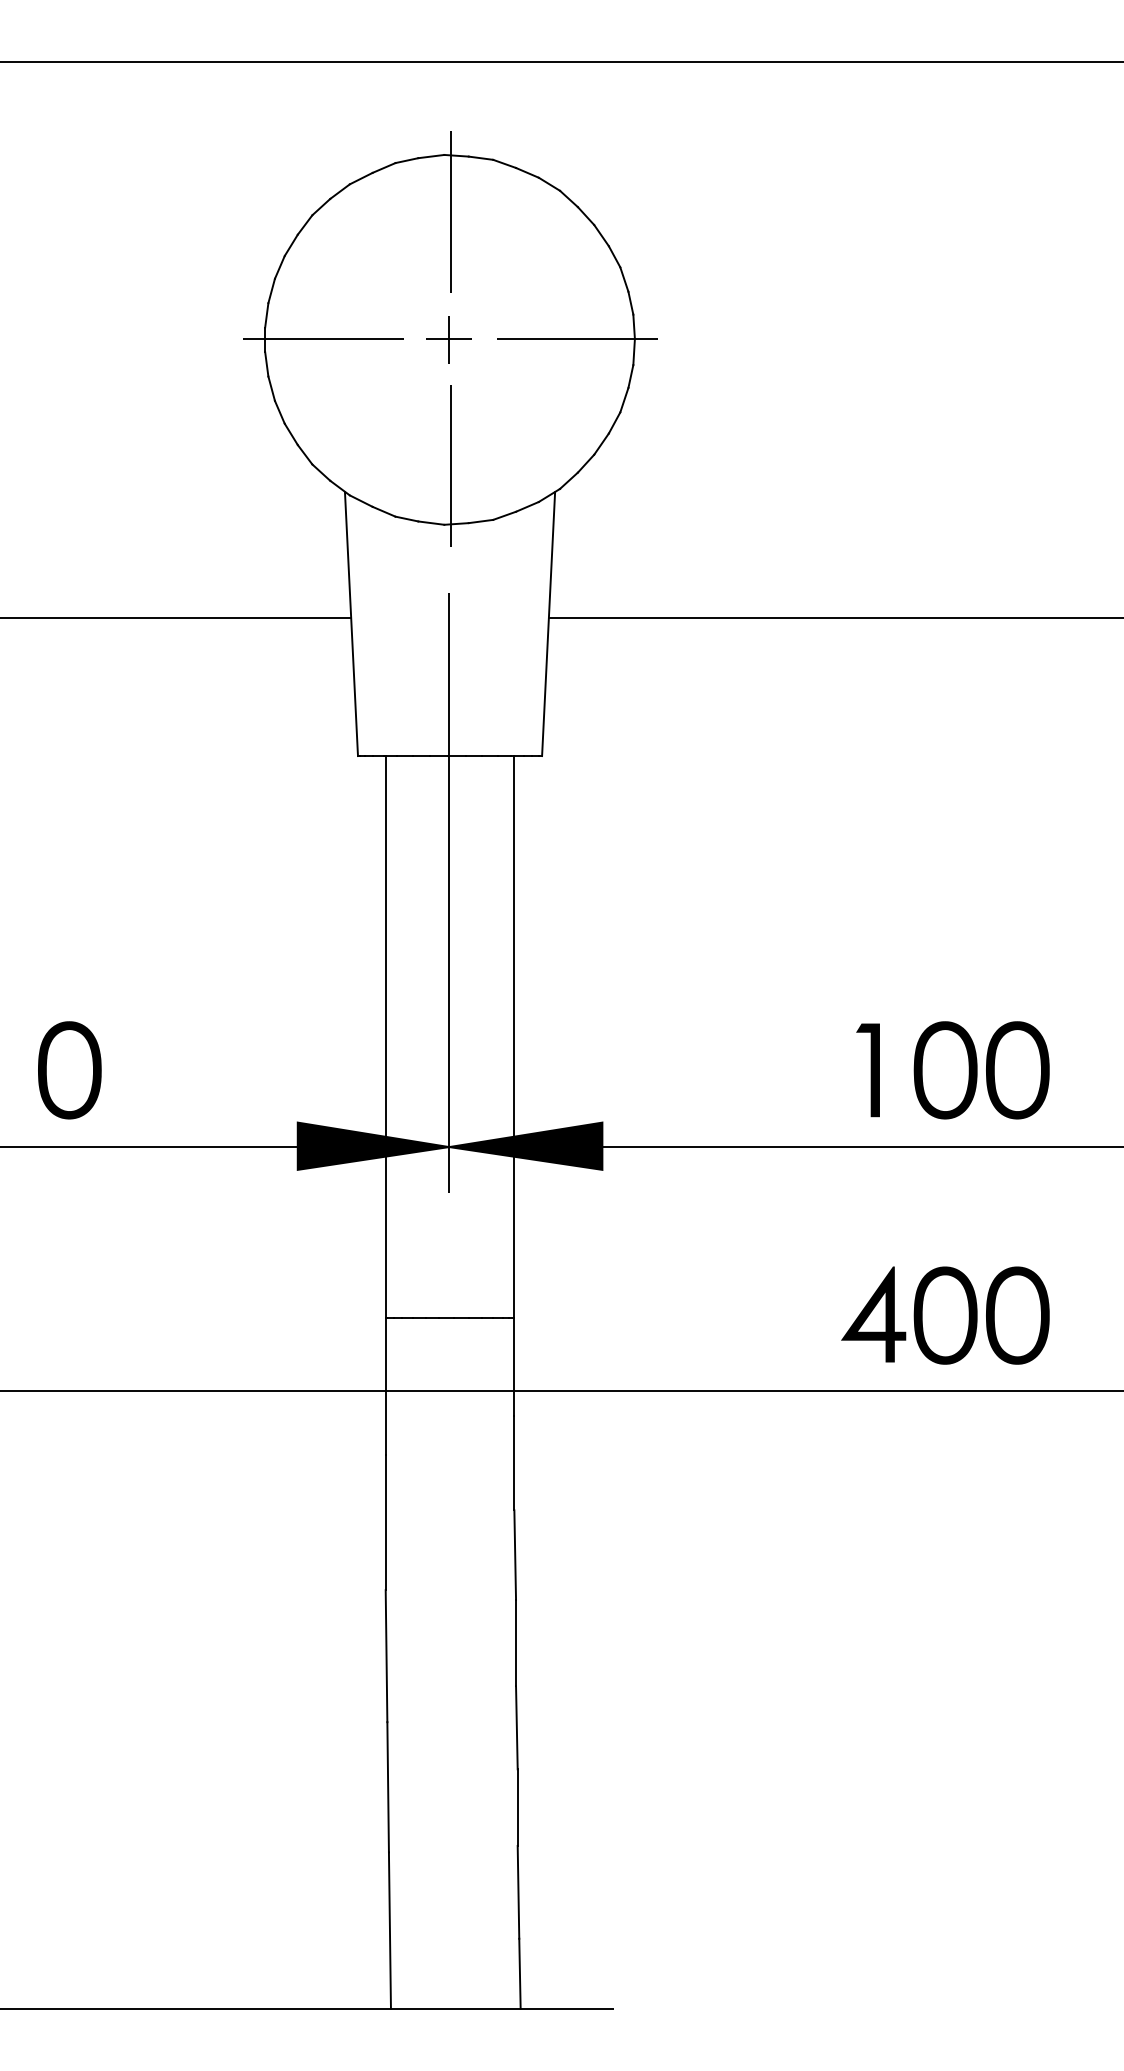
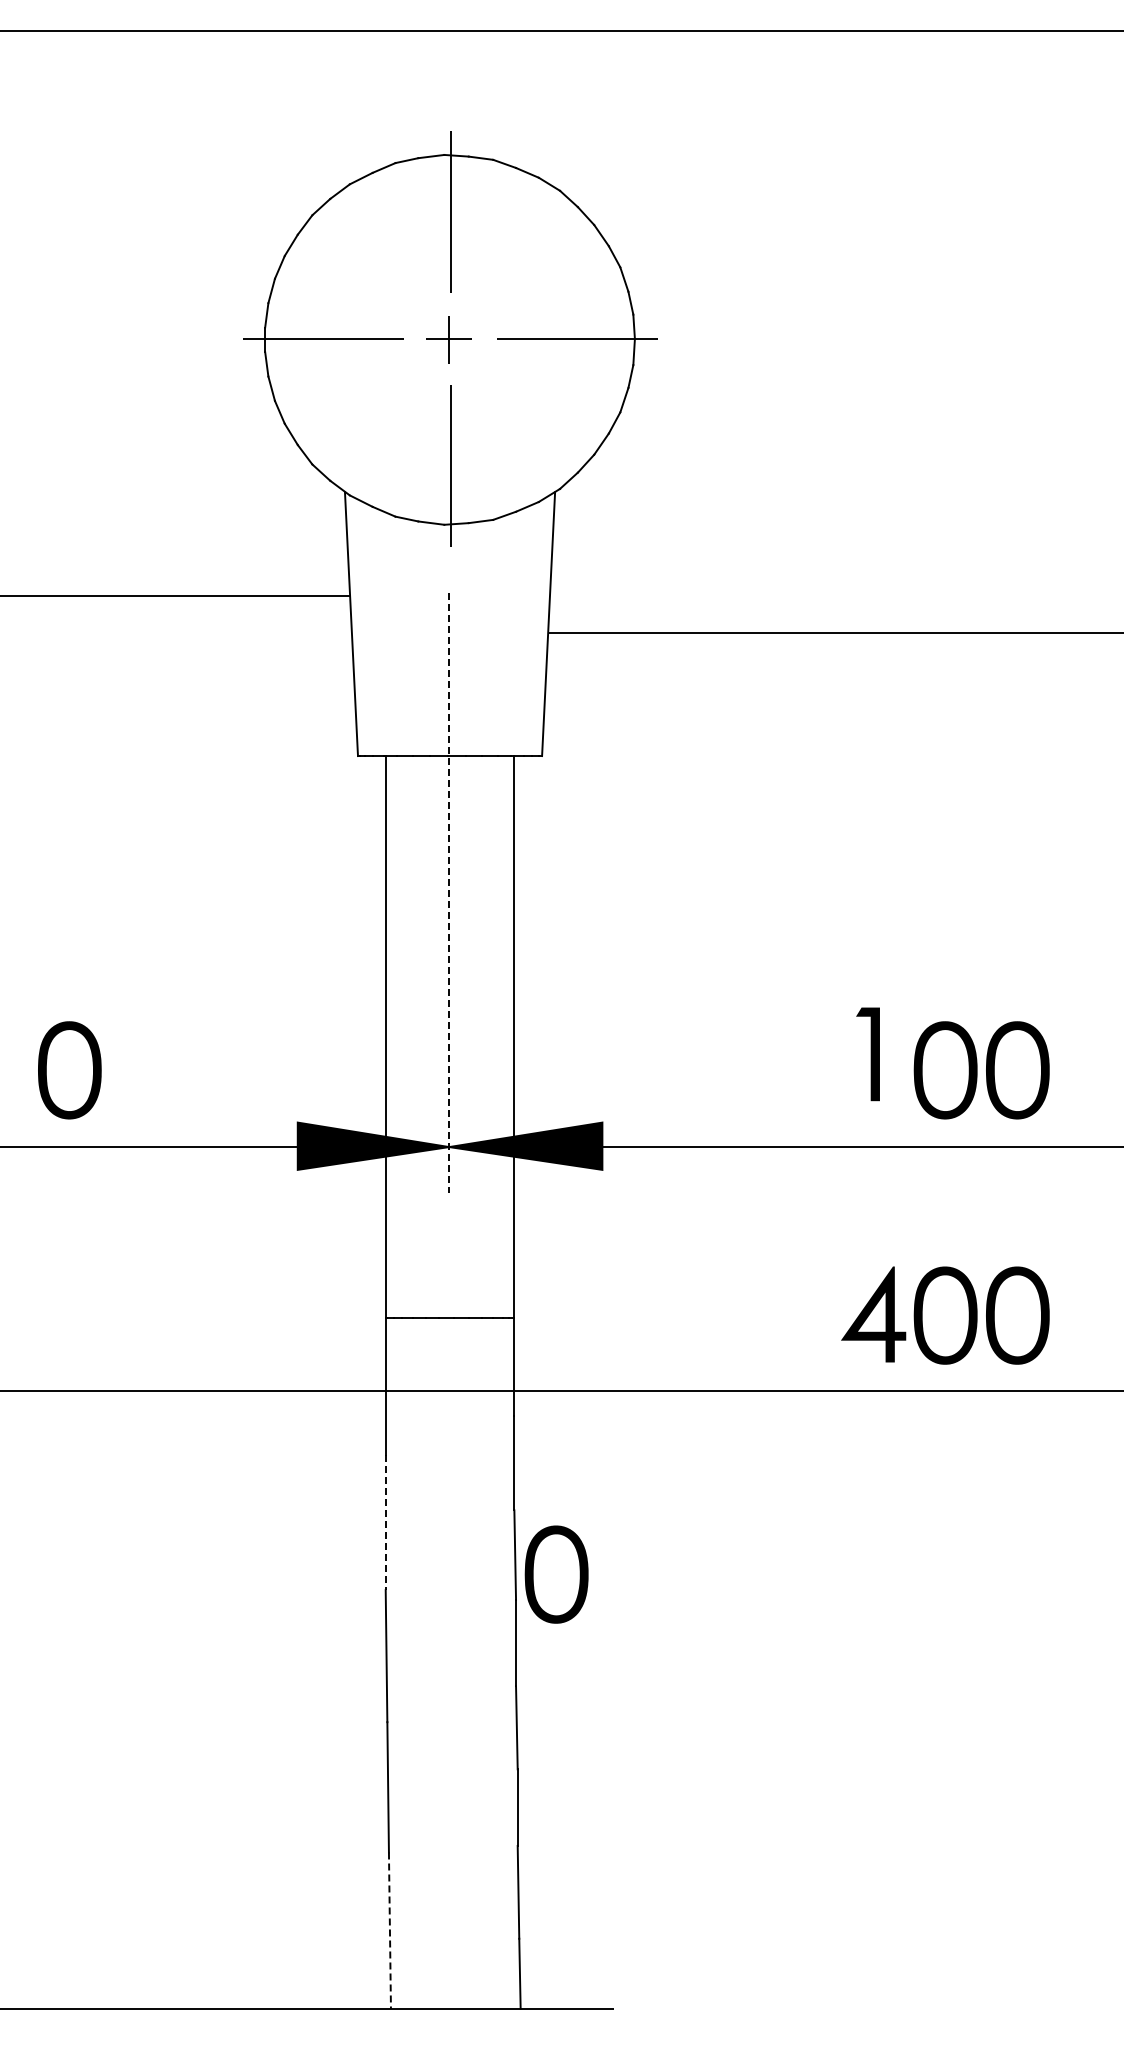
line position: (561, 62) -> (561, 31) (561, 31)
line position: (175, 617) -> (175, 595) (175, 595)
line position: (834, 617) -> (834, 632) (834, 632)
line: solid -> dashed (449, 892)
part position: (867, 1070) -> (867, 1054) (867, 1054)
line: solid -> dashed (385, 1522)
part: none -> present (556, 1574)
line: solid -> dashed (389, 1931)
